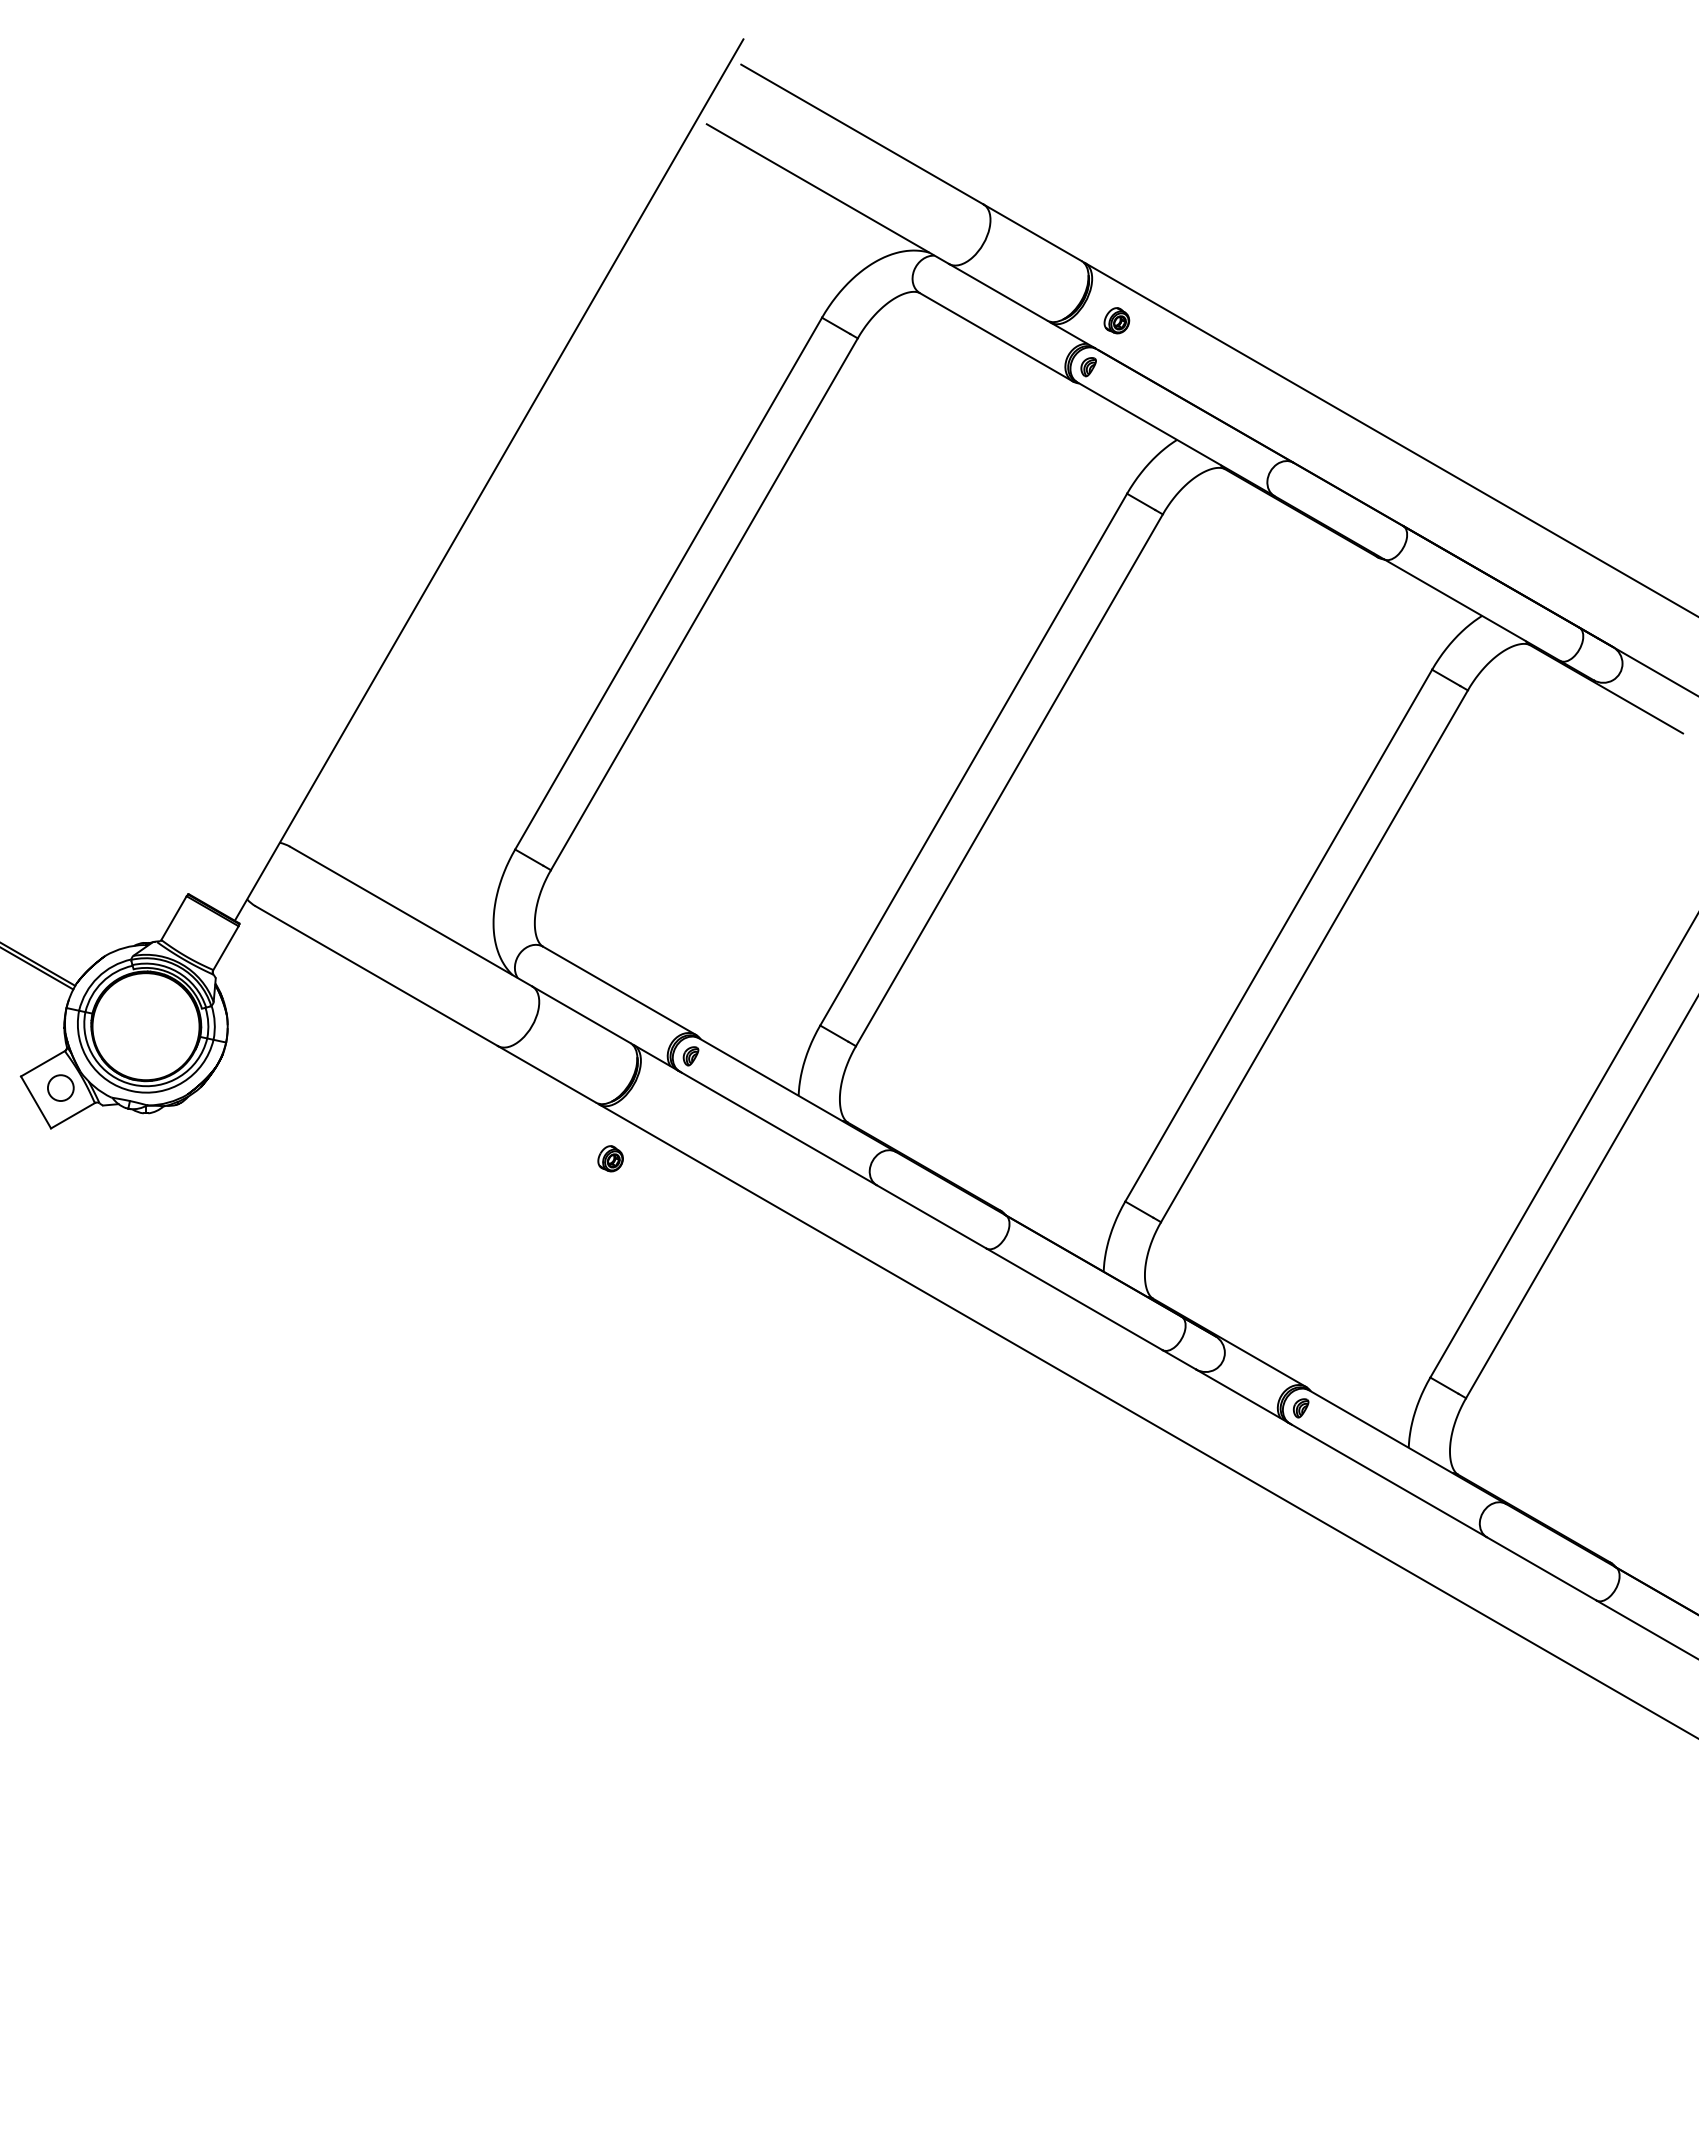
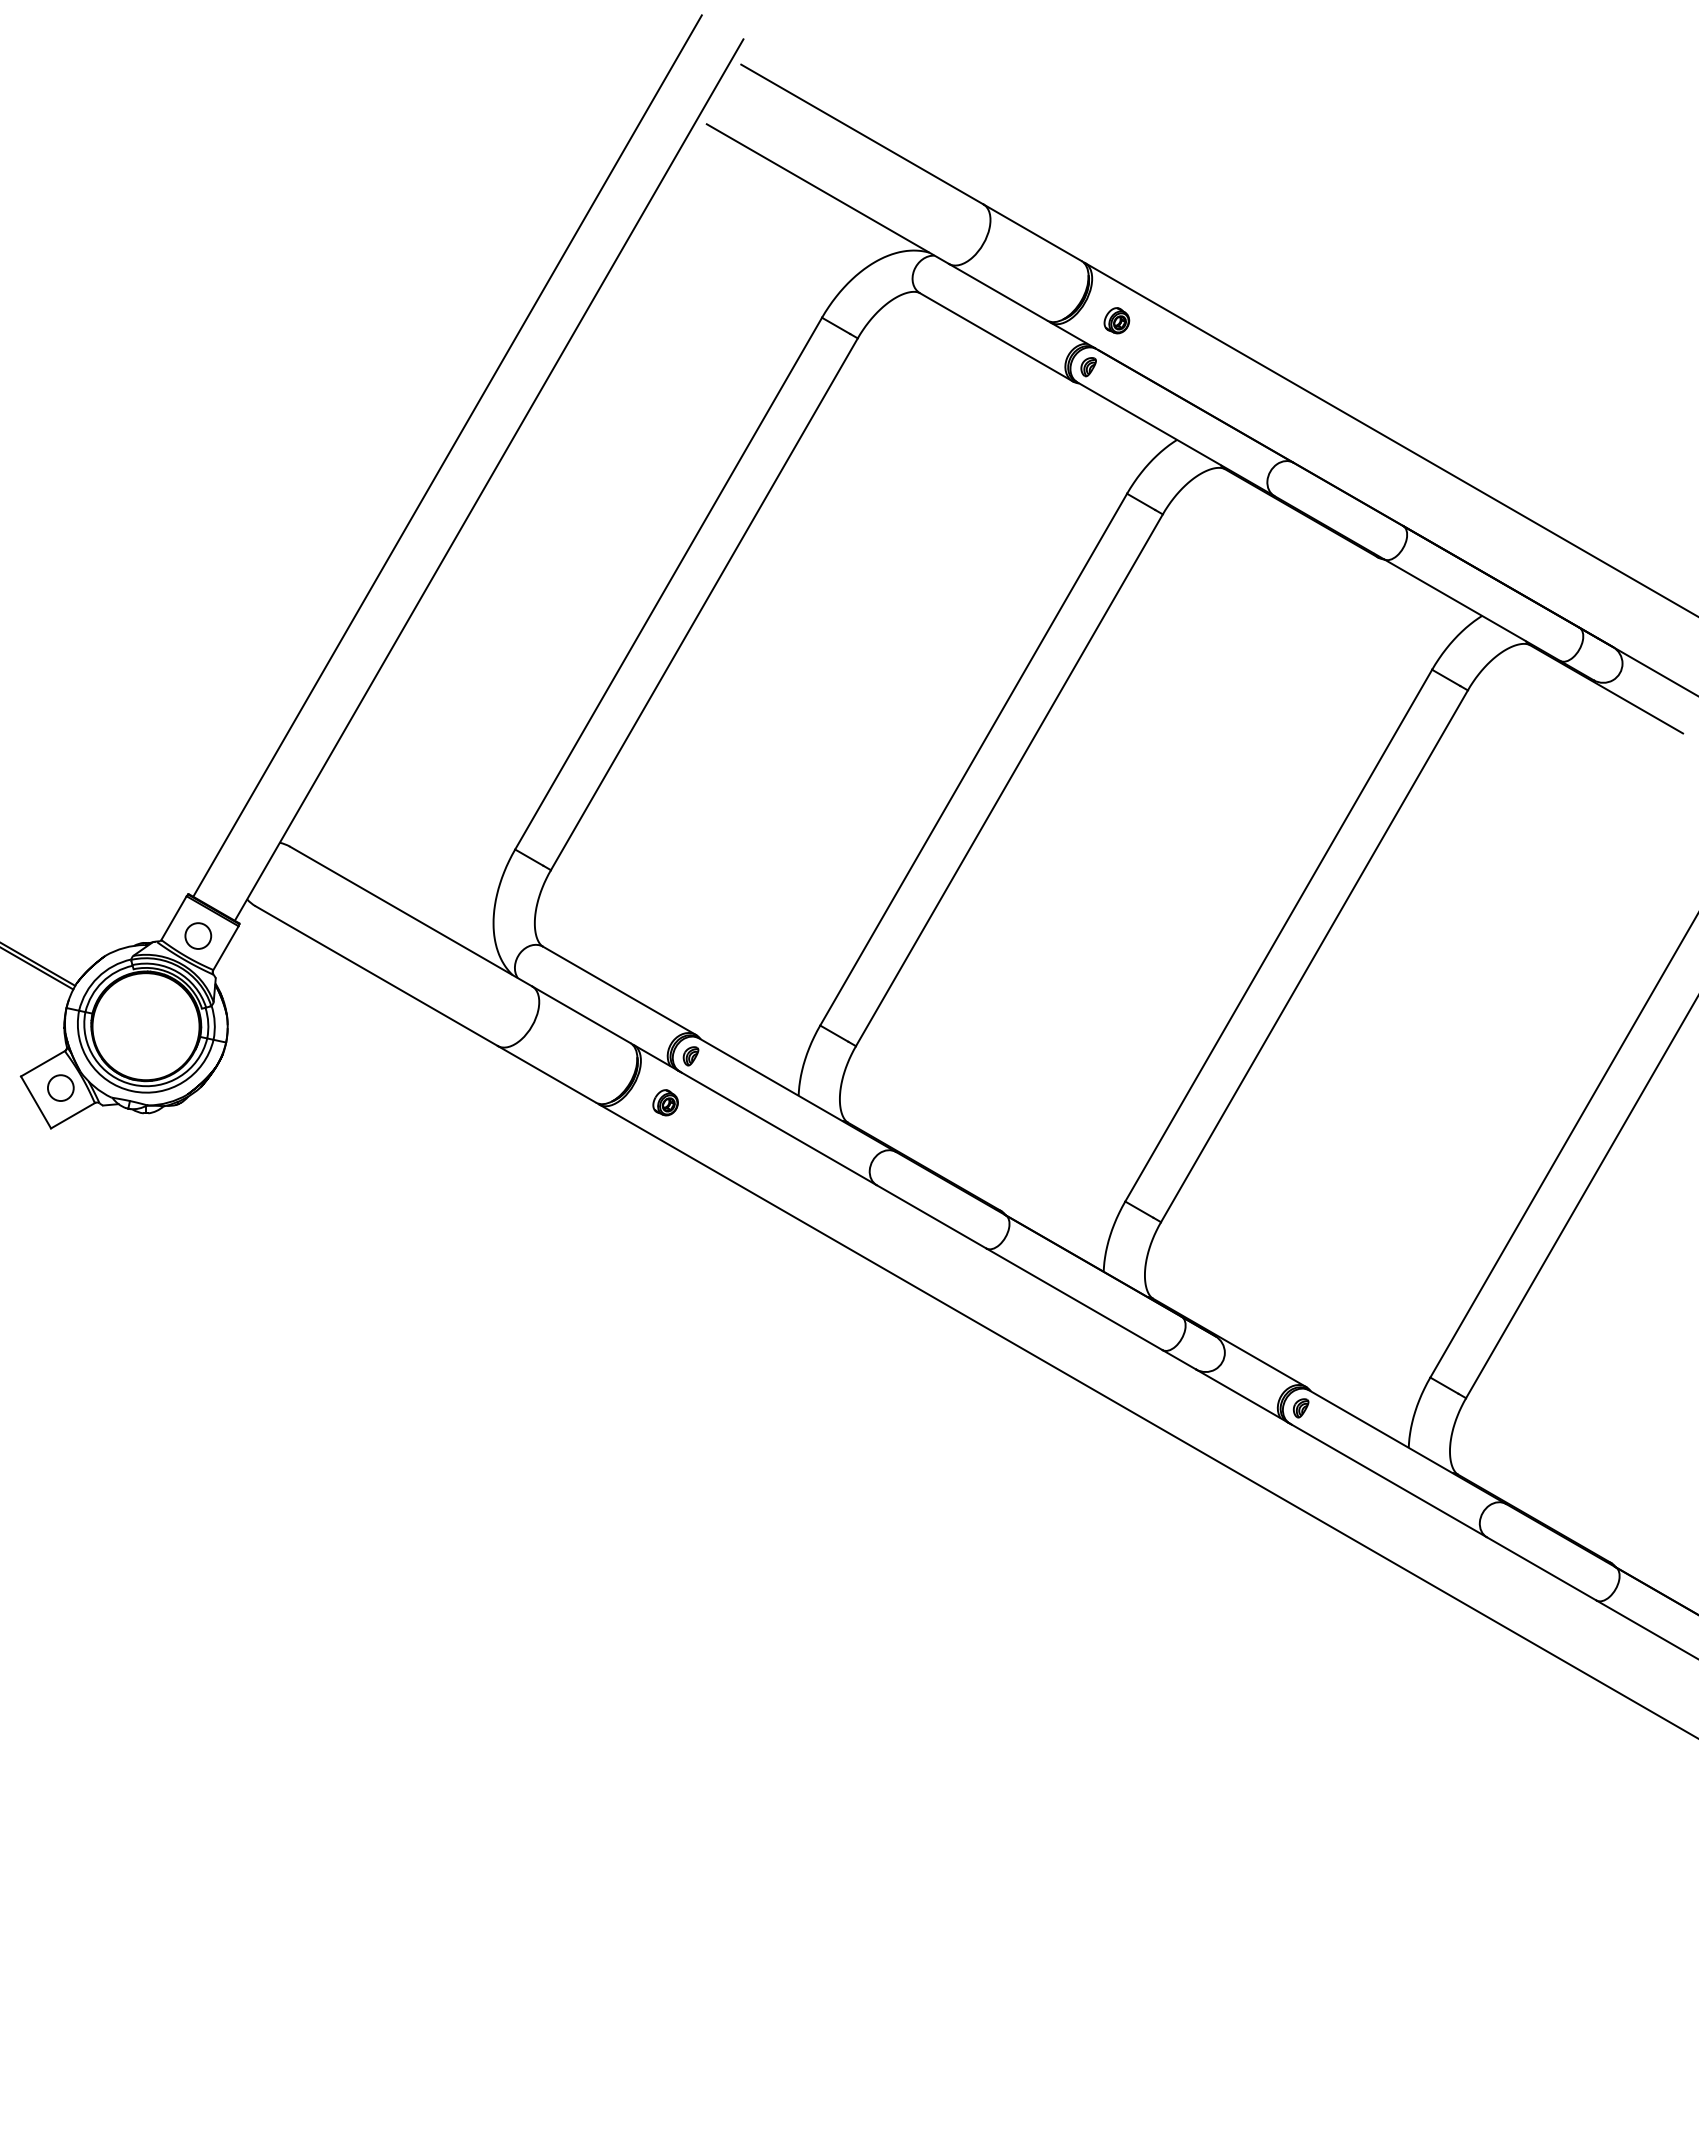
line: none -> present (447, 455)
circle: none -> present (198, 935)
part position: (610, 1158) -> (665, 1102) (665, 1102)
